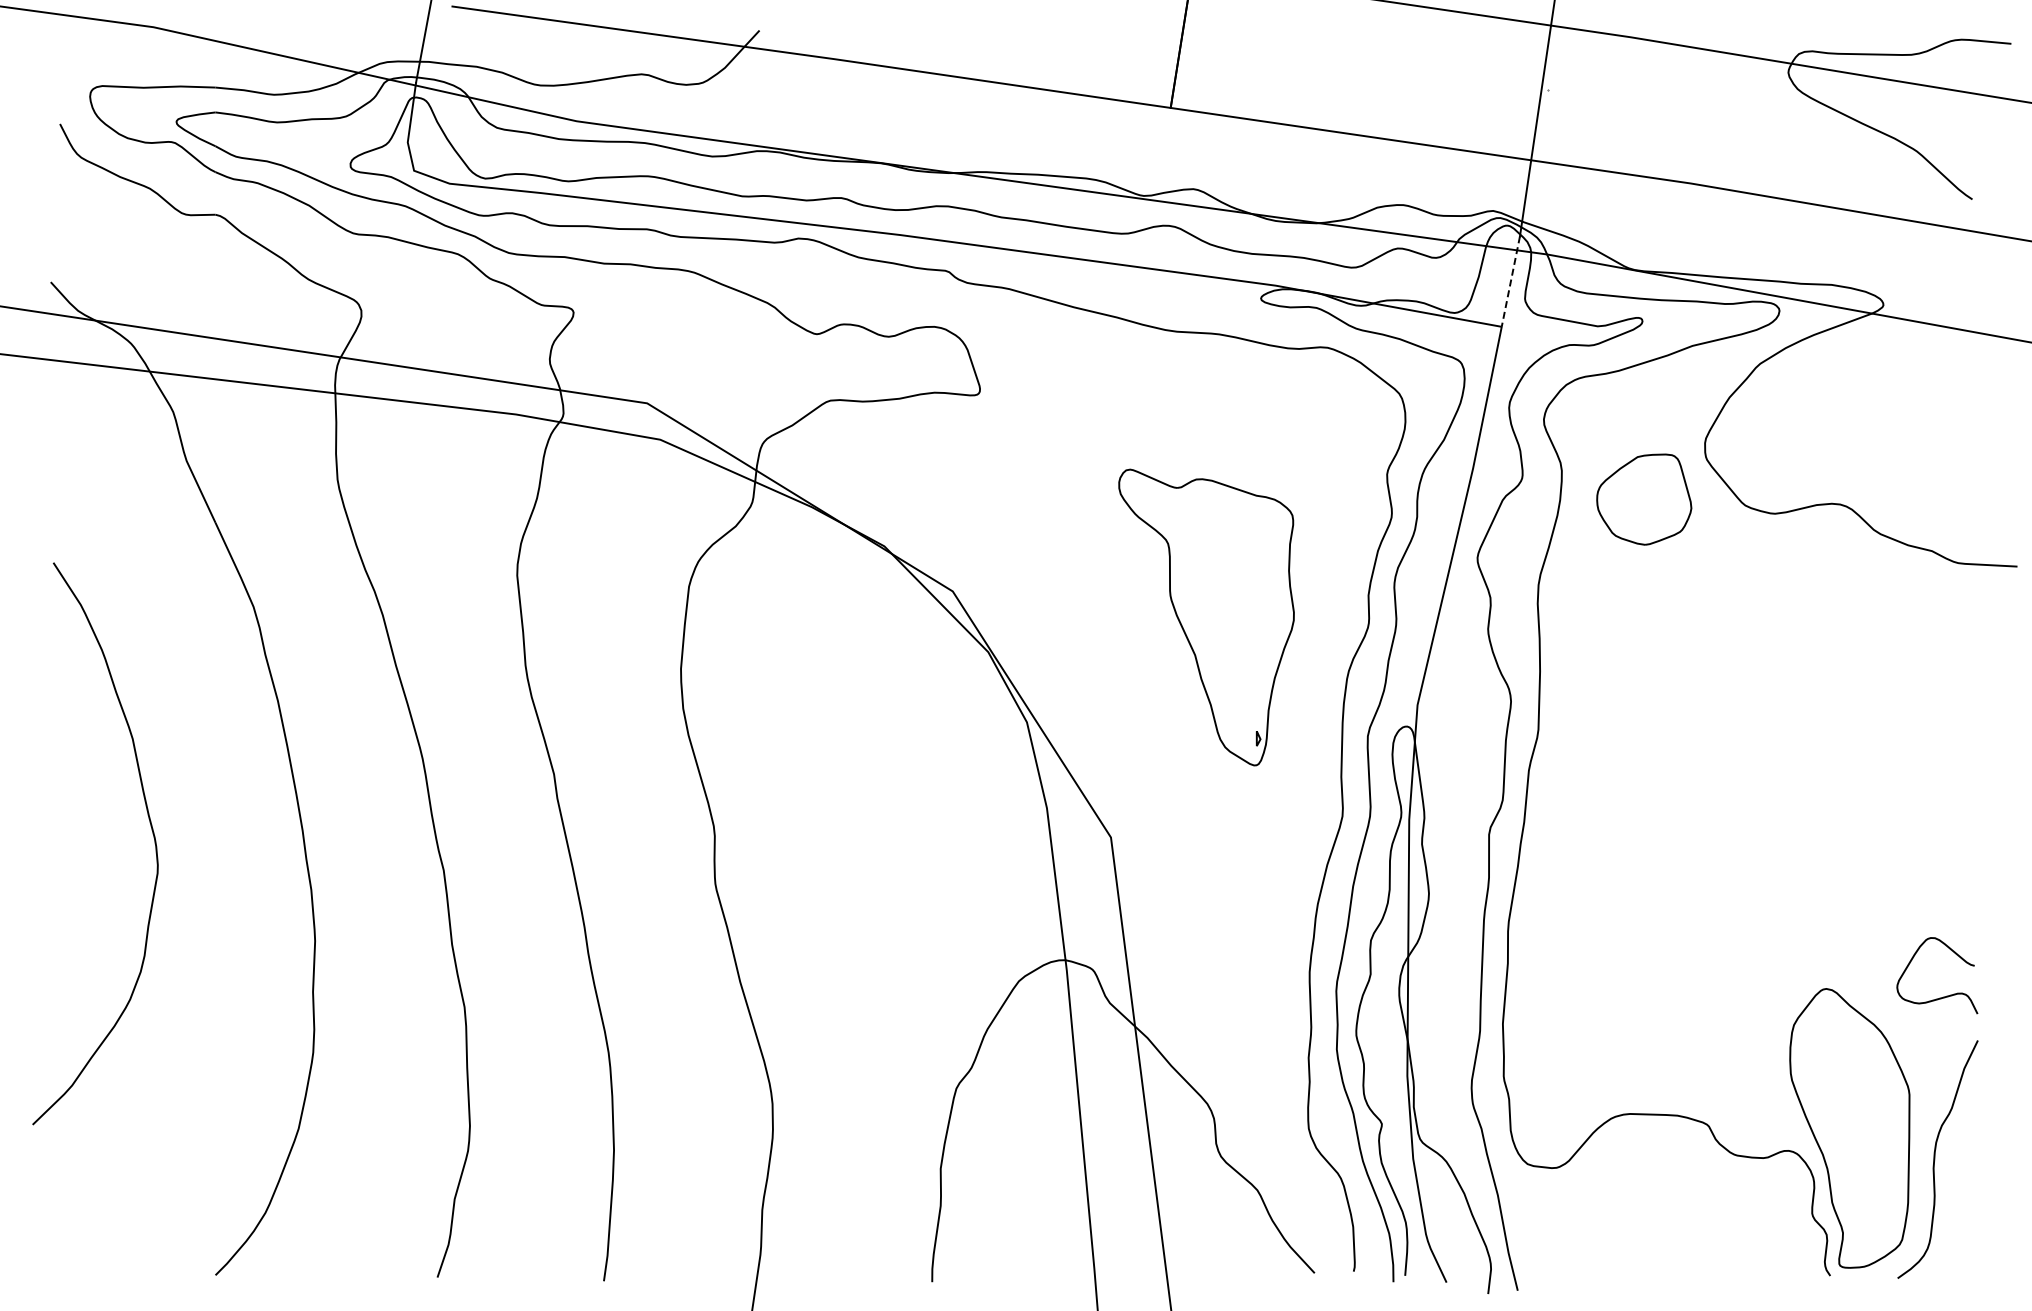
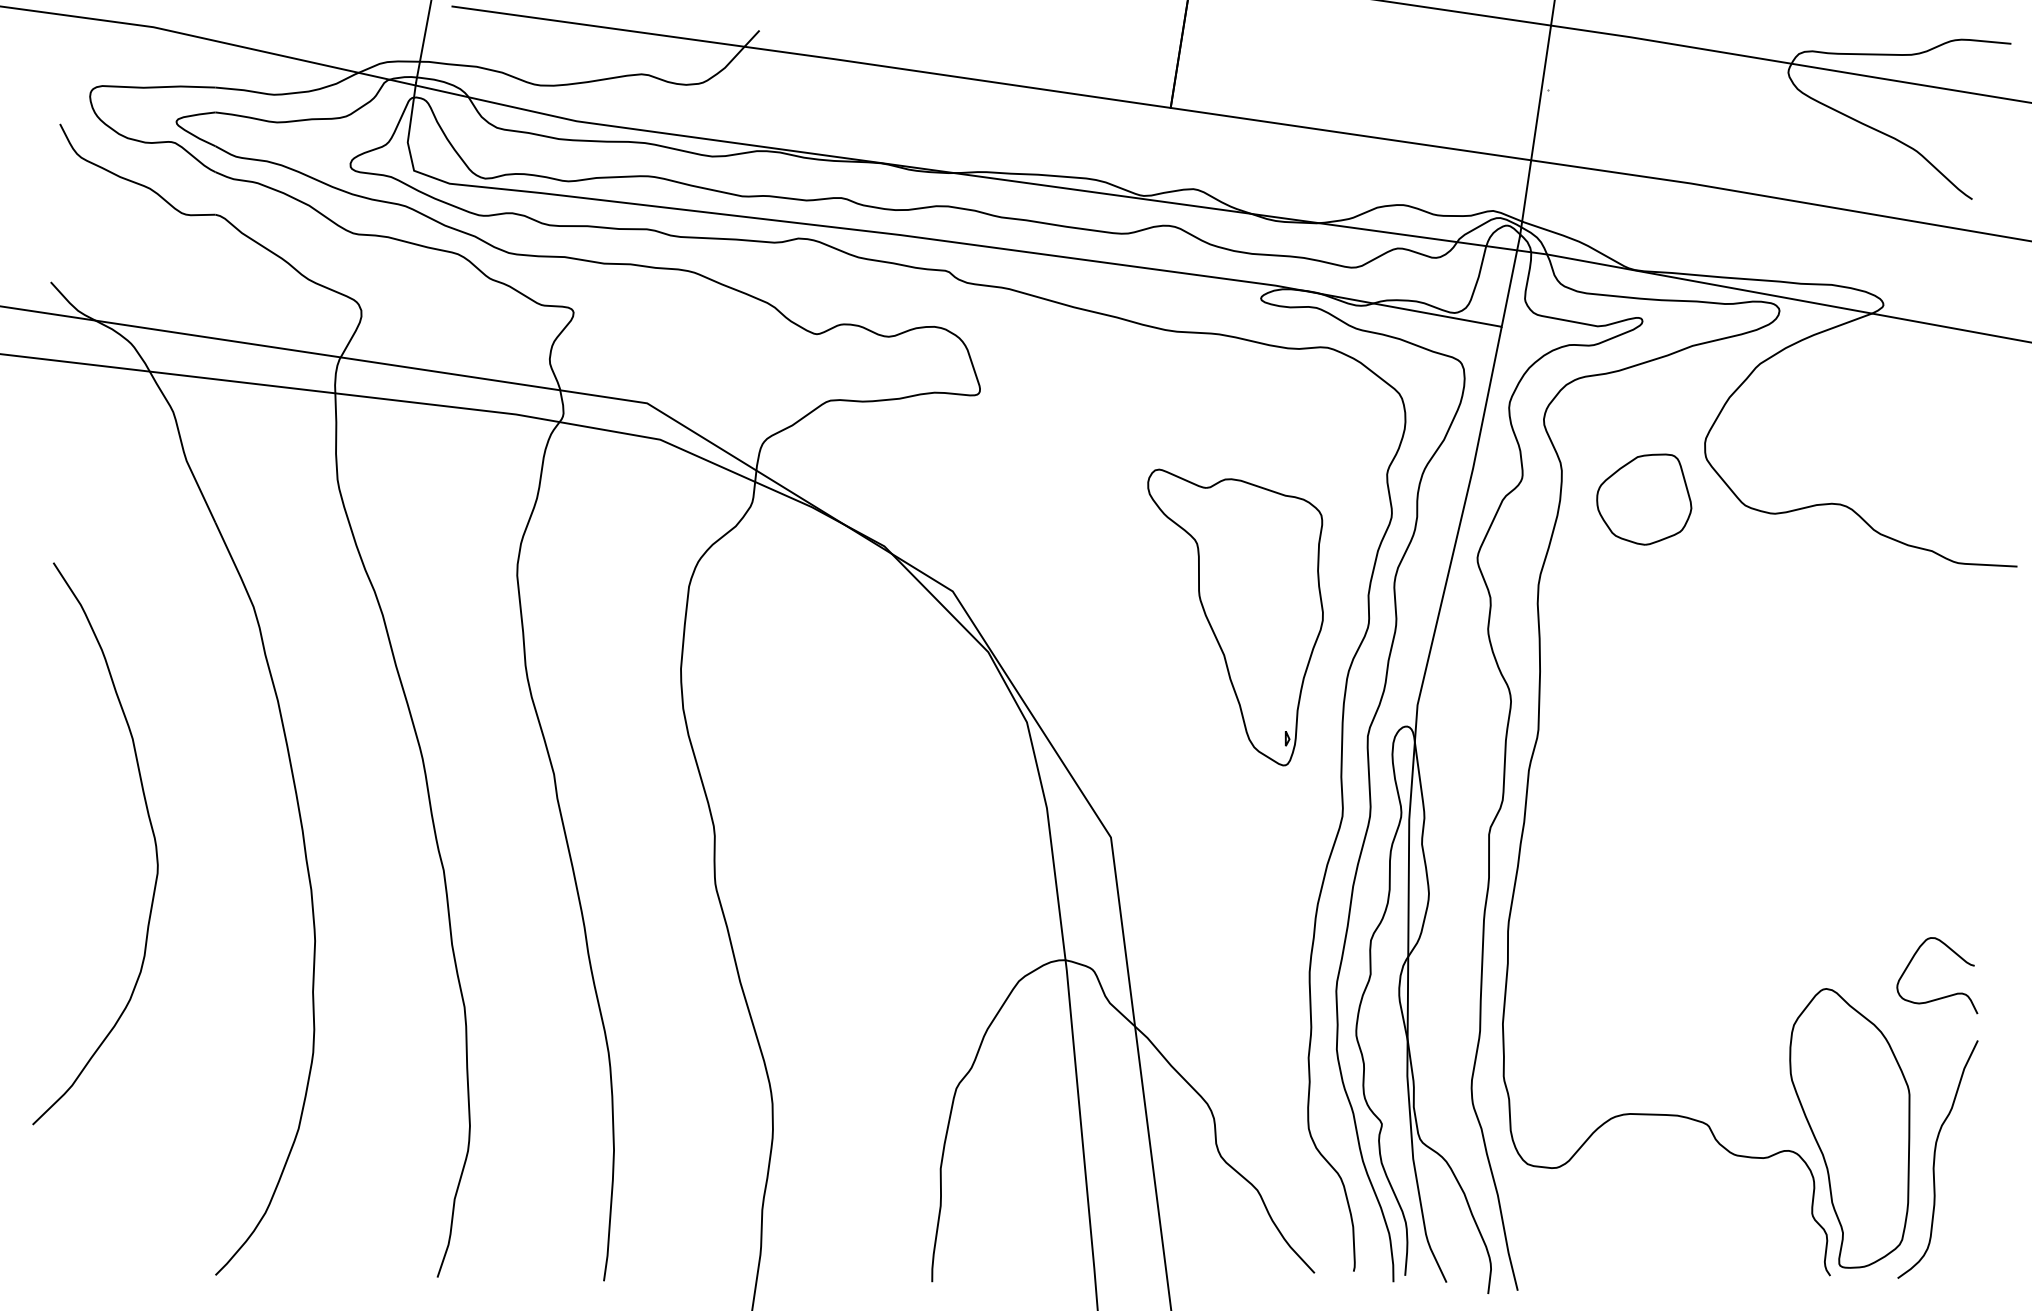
line: dashed -> solid (1510, 282)
part position: (1206, 617) -> (1235, 617) (1235, 617)
